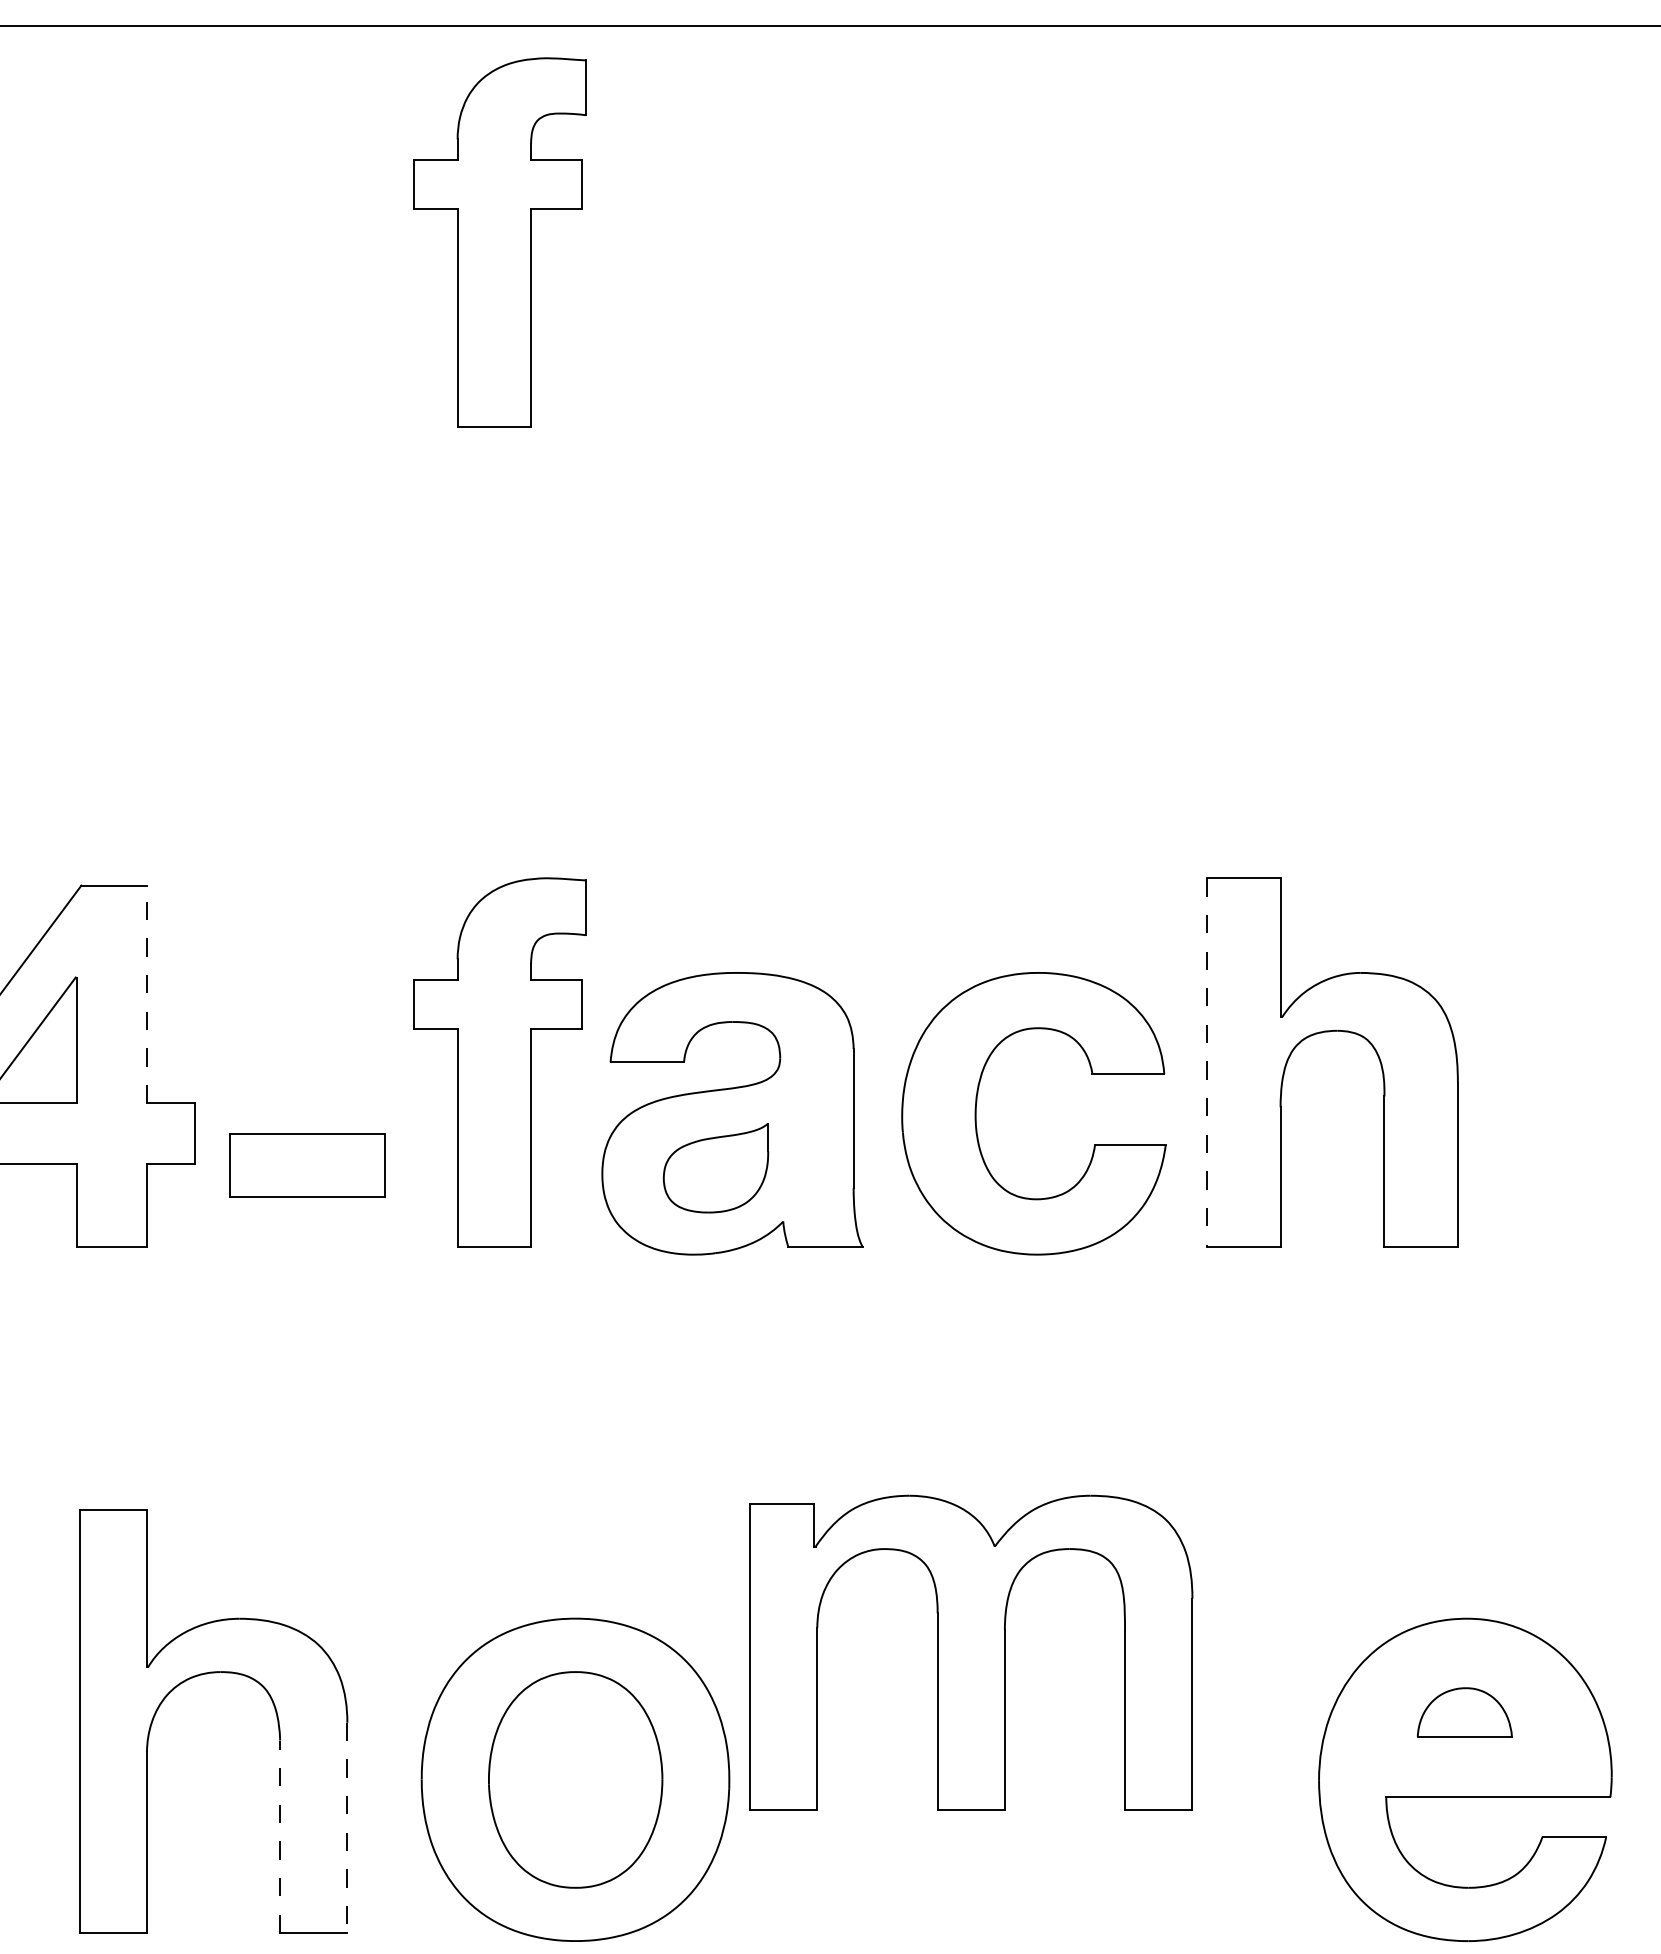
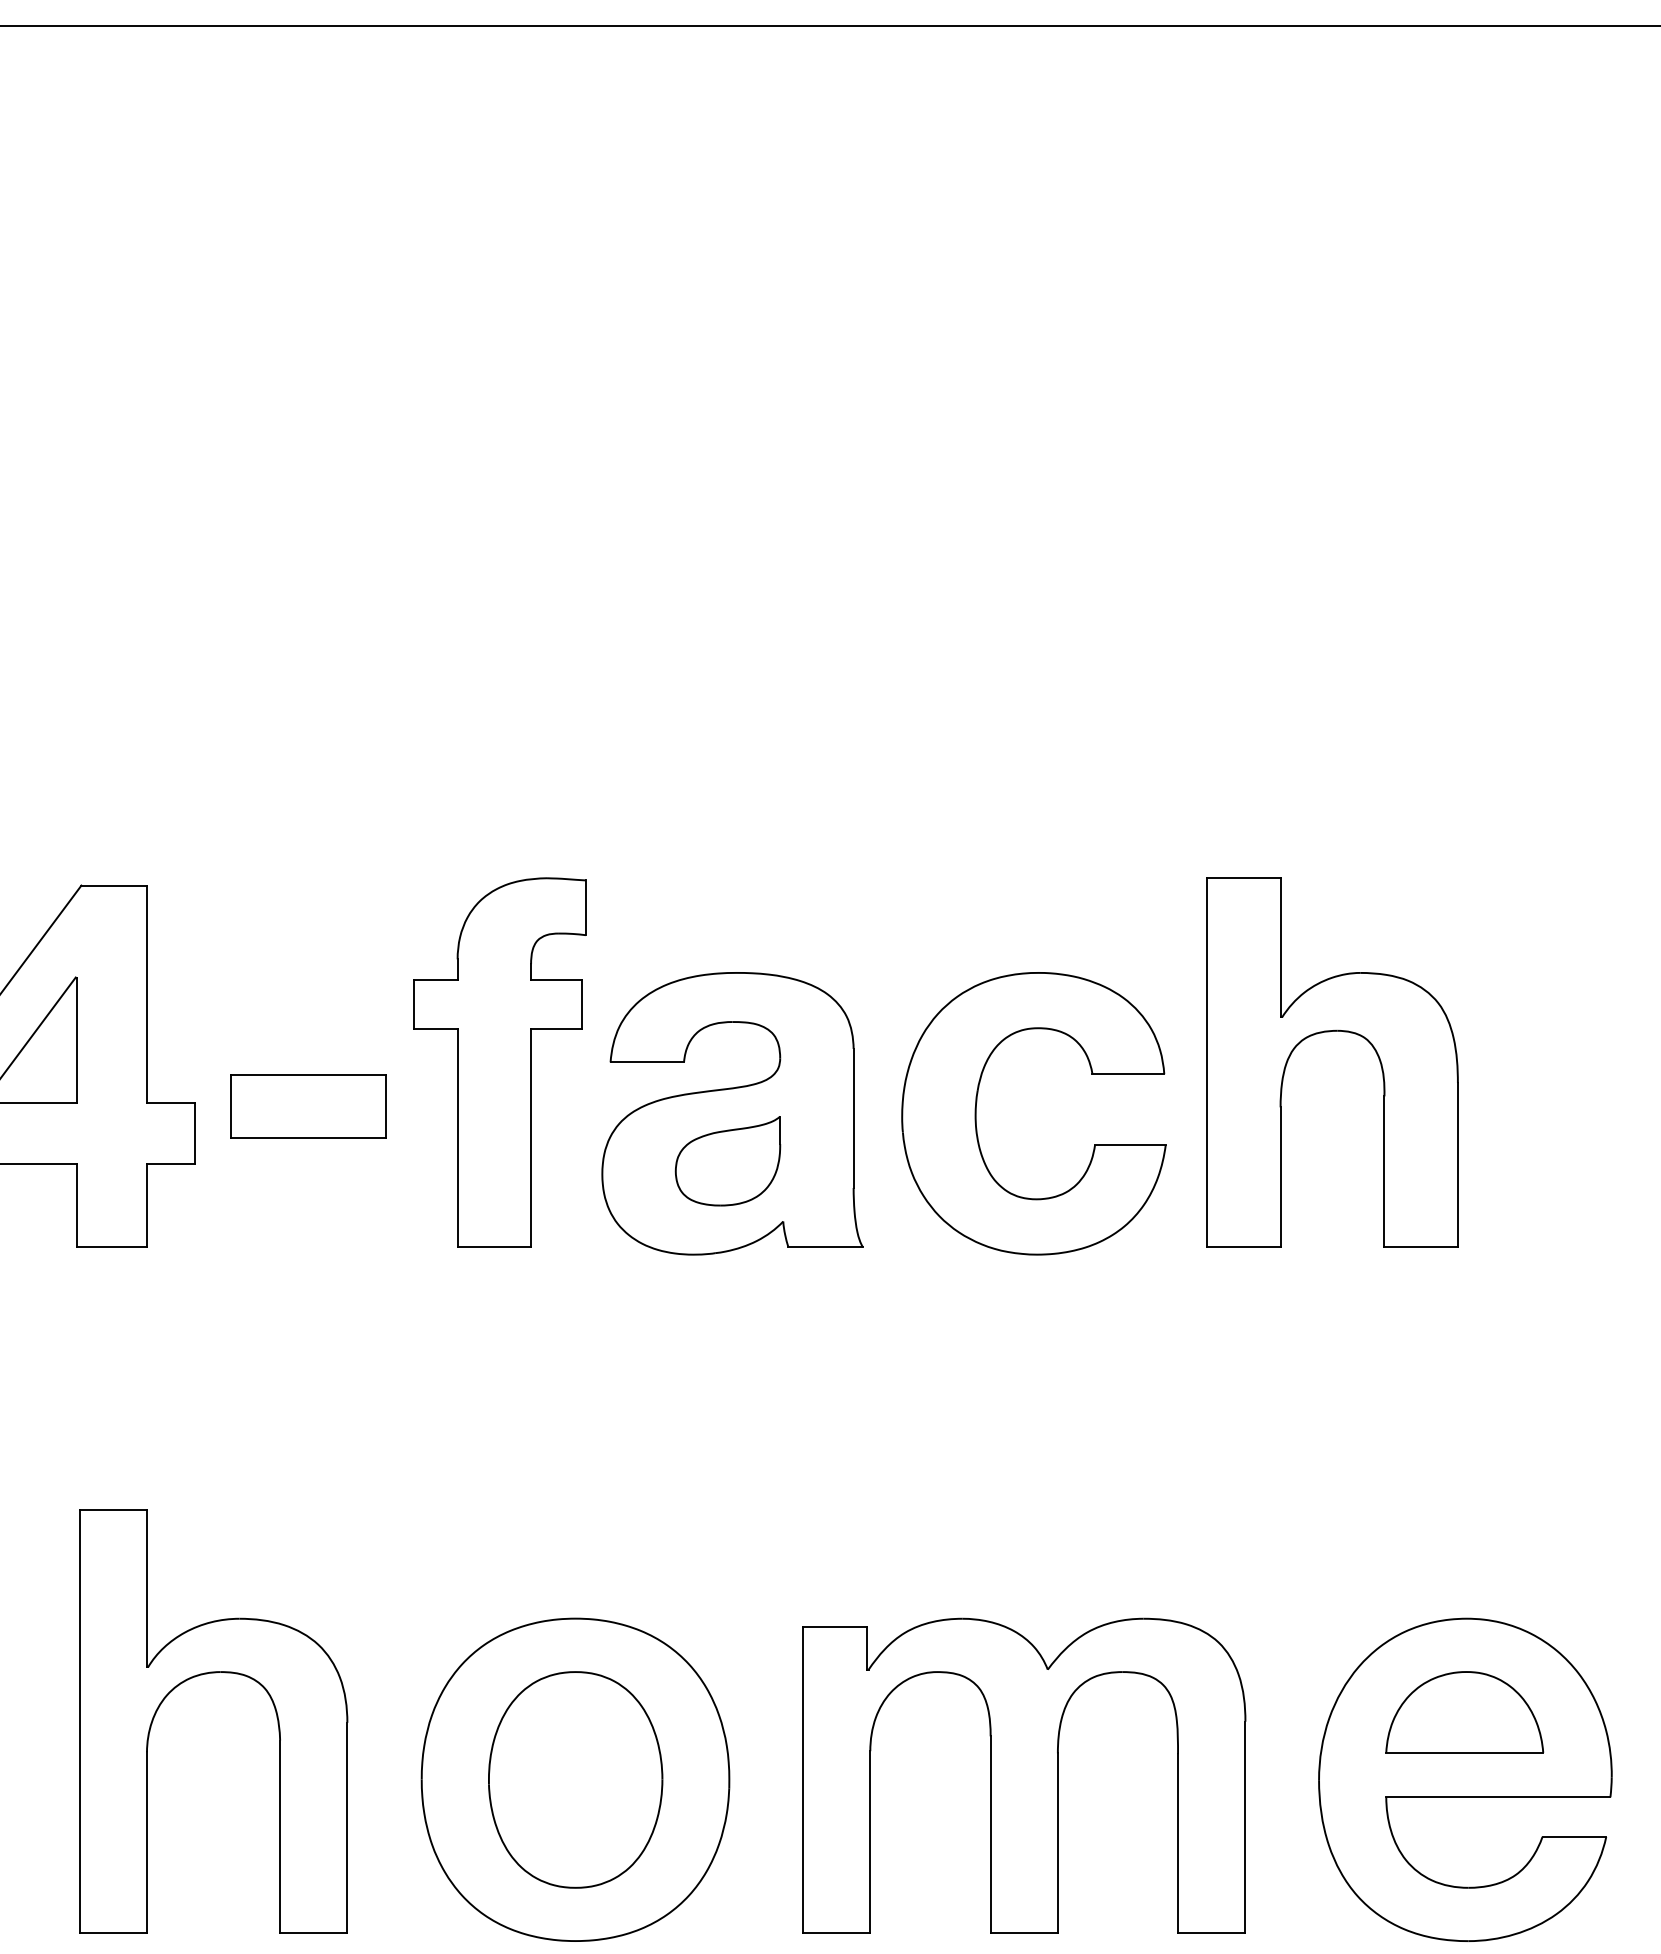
part: present -> none (499, 242)
line: dashed -> solid (147, 994)
line: dashed -> solid (1207, 1062)
part position: (307, 1165) -> (308, 1106) (308, 1106)
part position: (715, 1168) -> (727, 1161) (727, 1161)
part position: (971, 1652) -> (1024, 1775) (1024, 1775)
part size: 96x51 px -> 160x83 px (1464, 1712)
line: dashed -> solid (347, 1828)
line: dashed -> solid (280, 1836)
